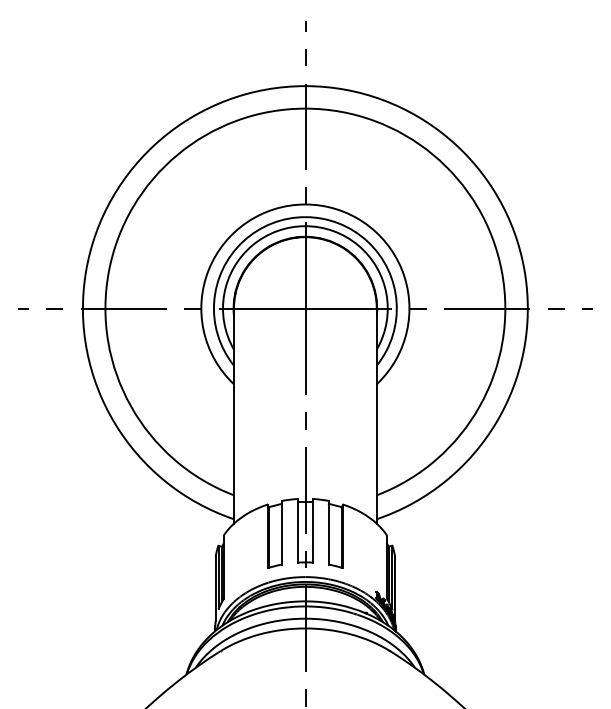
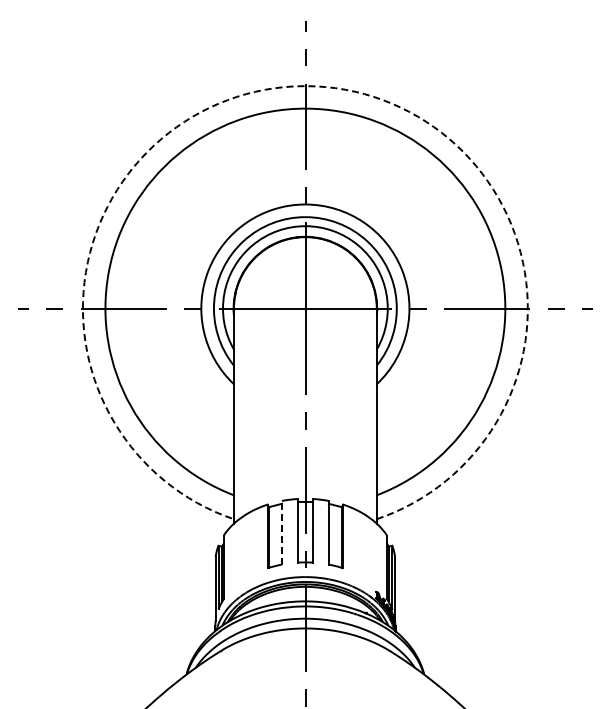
arc: solid -> dashed (305, 86)
line: solid -> dashed (281, 532)
